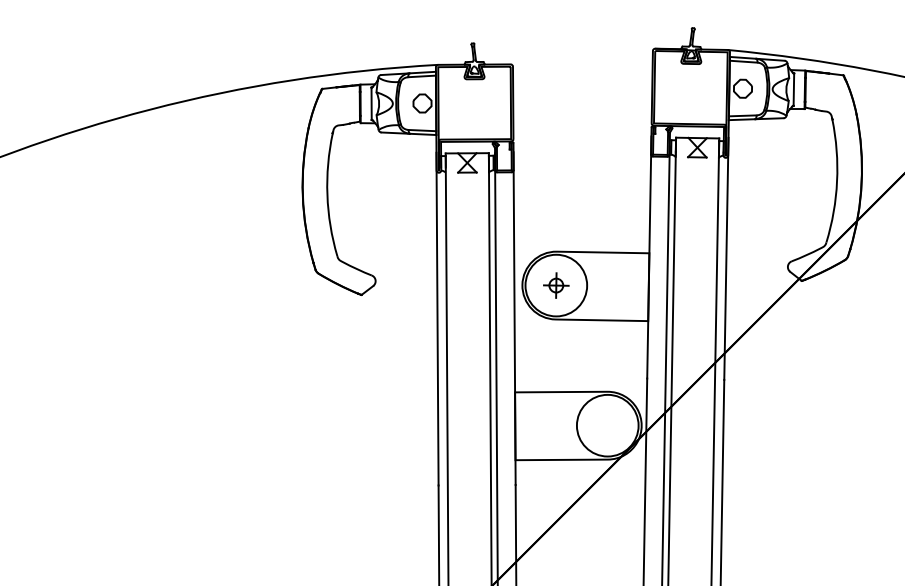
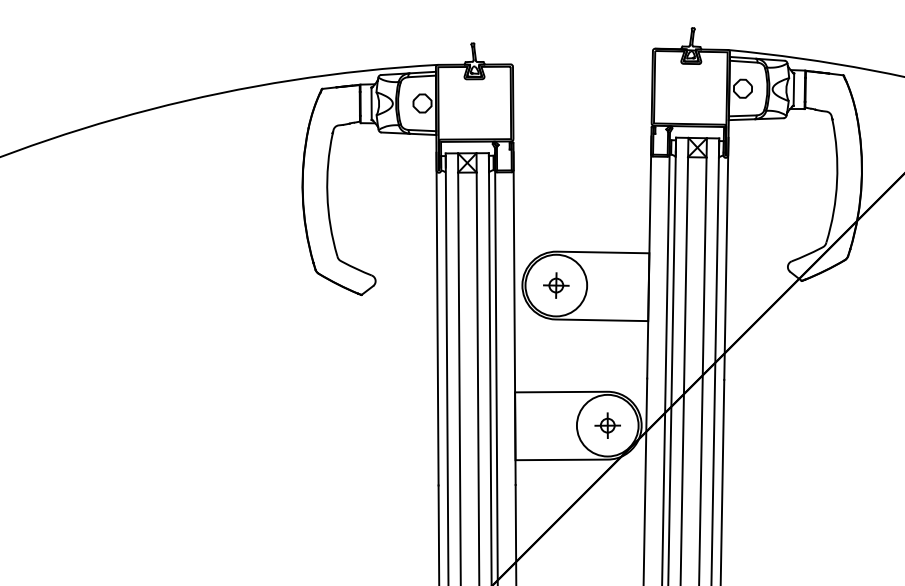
line: none -> present (684, 359)
line: none -> present (702, 360)
line: none -> present (459, 367)
line: none -> present (477, 367)
part: none -> present (607, 425)
